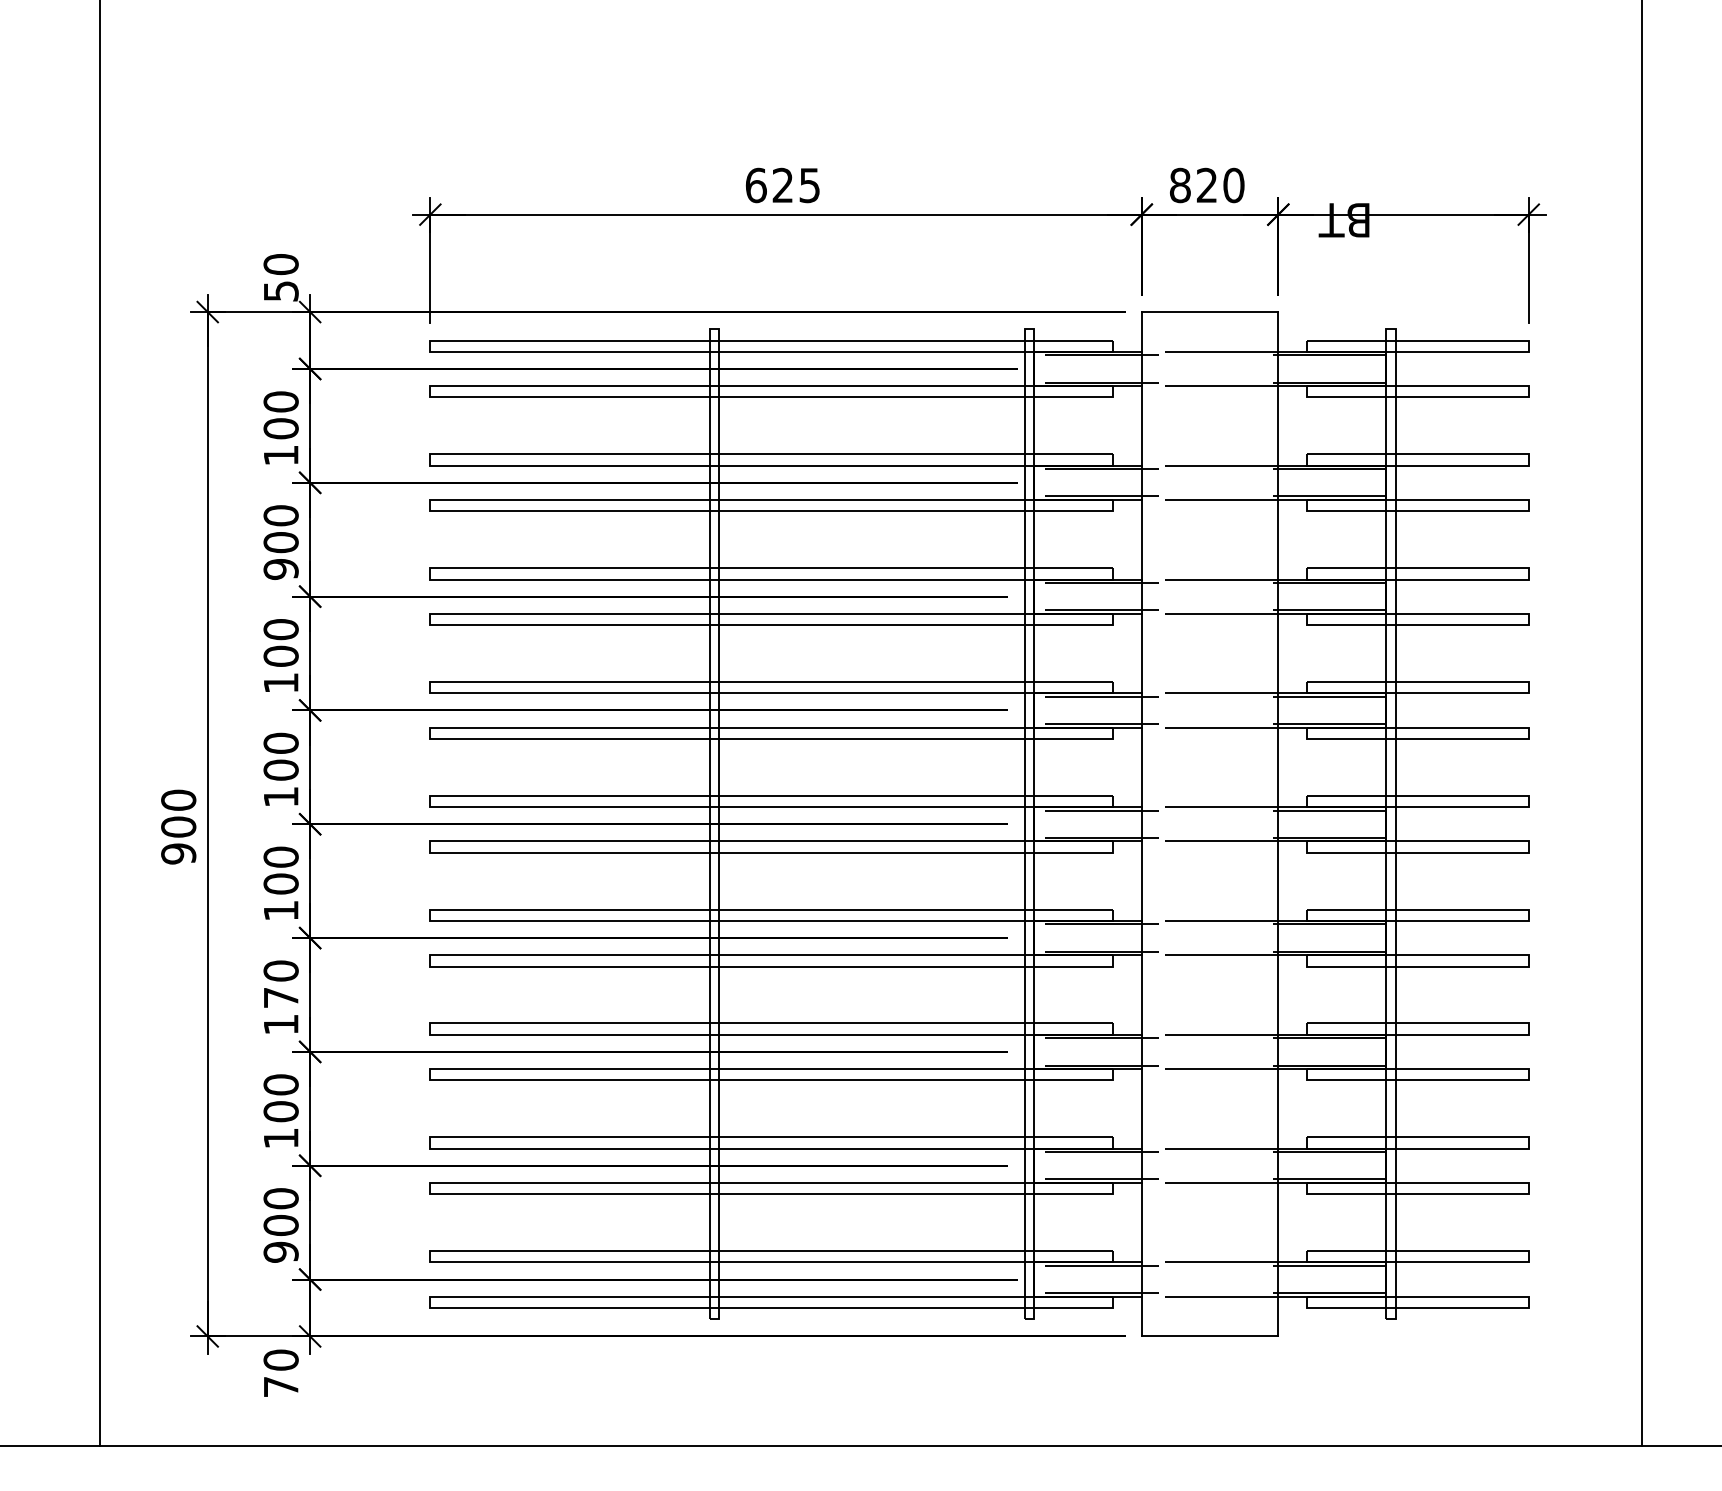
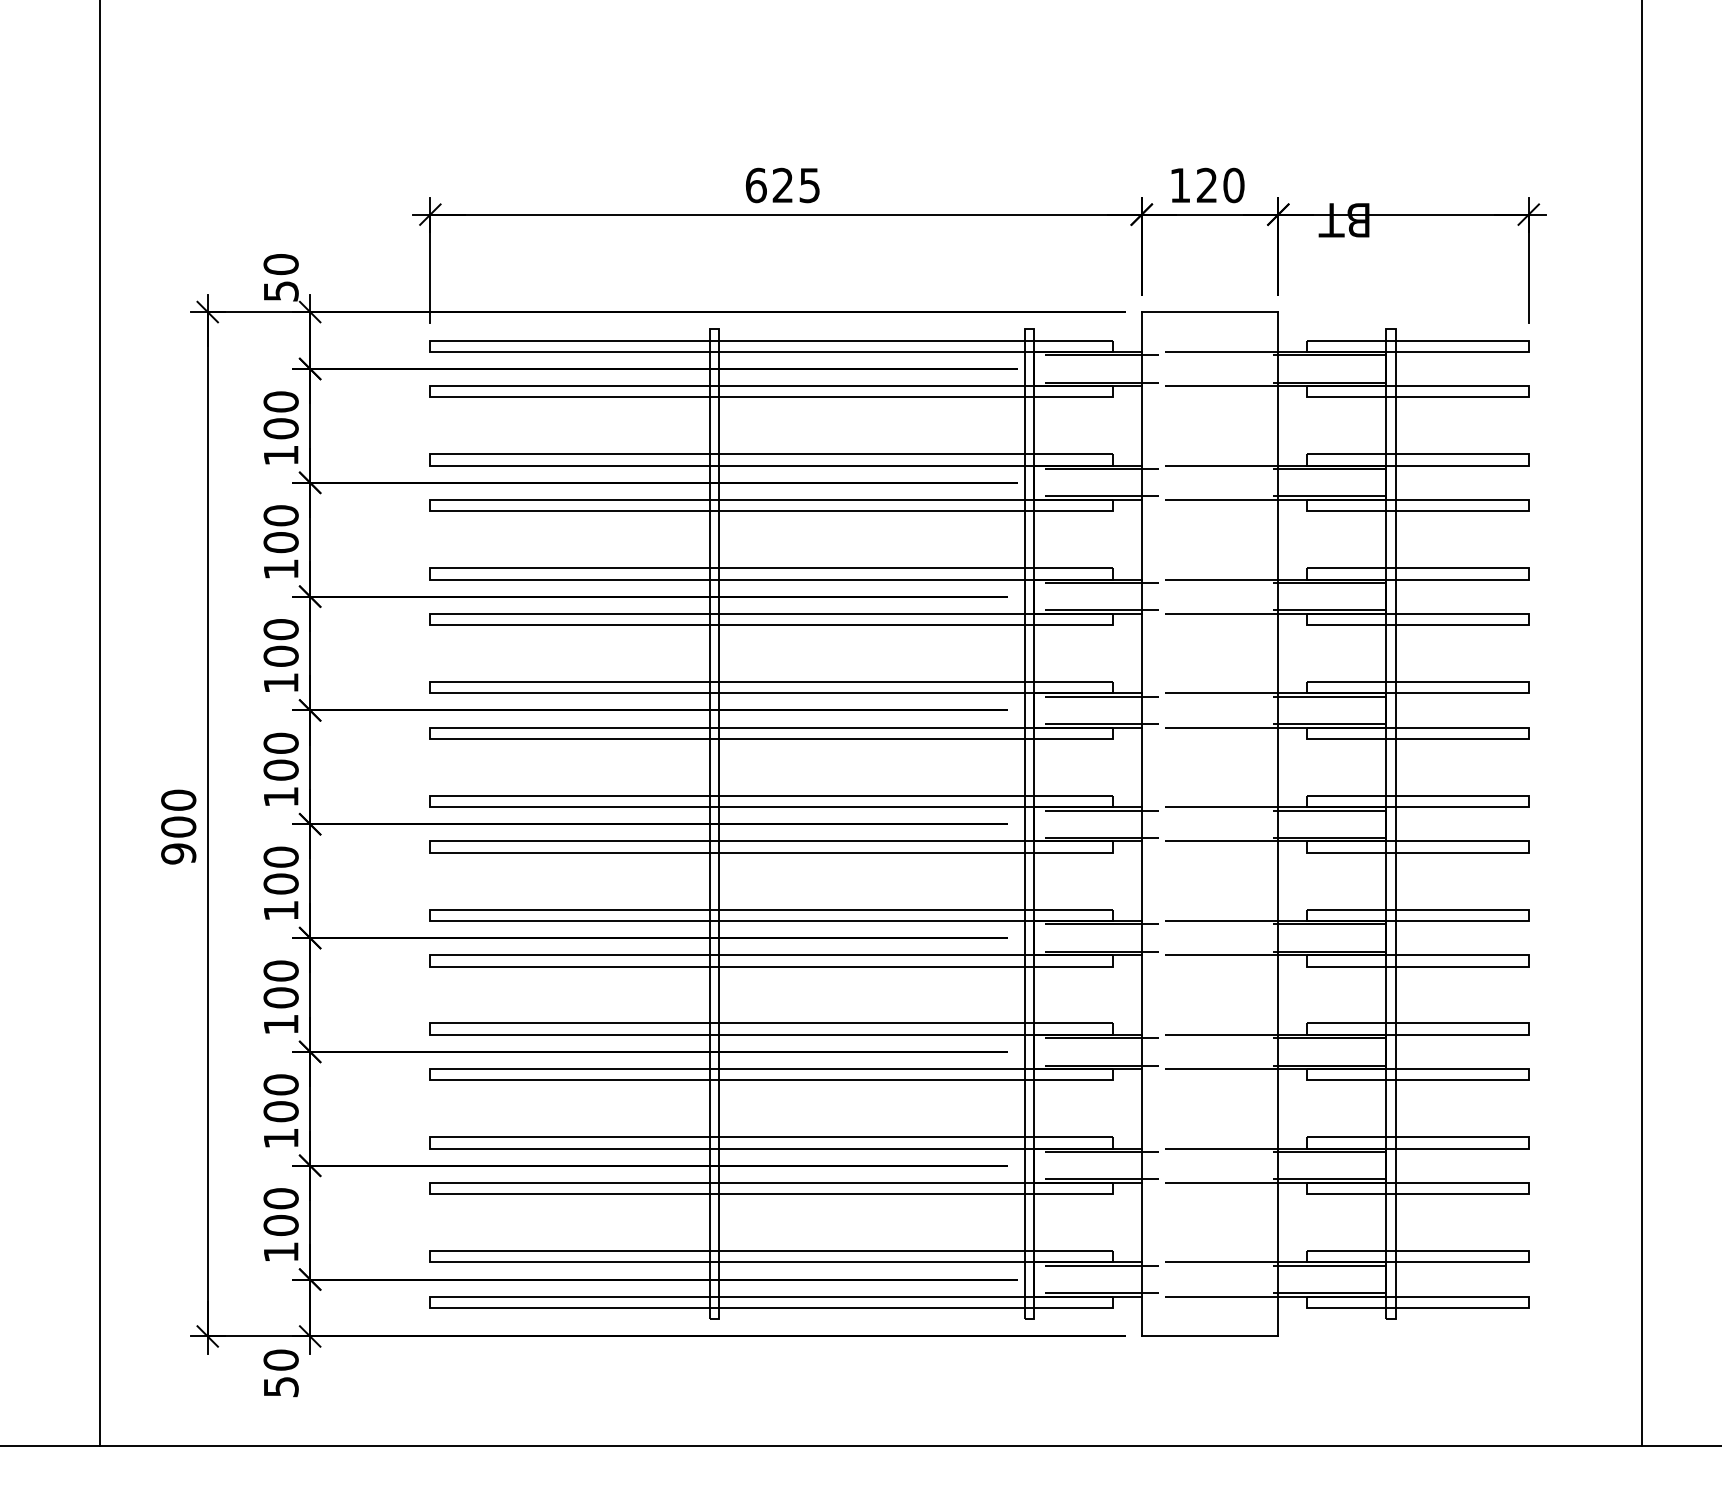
text: 820 -> 120 (1180, 185)
text: 900 -> 100 (280, 569)
text: 170 -> 100 (280, 997)
text: 900 -> 100 (280, 1251)
text: 70 -> 50 (281, 1387)
